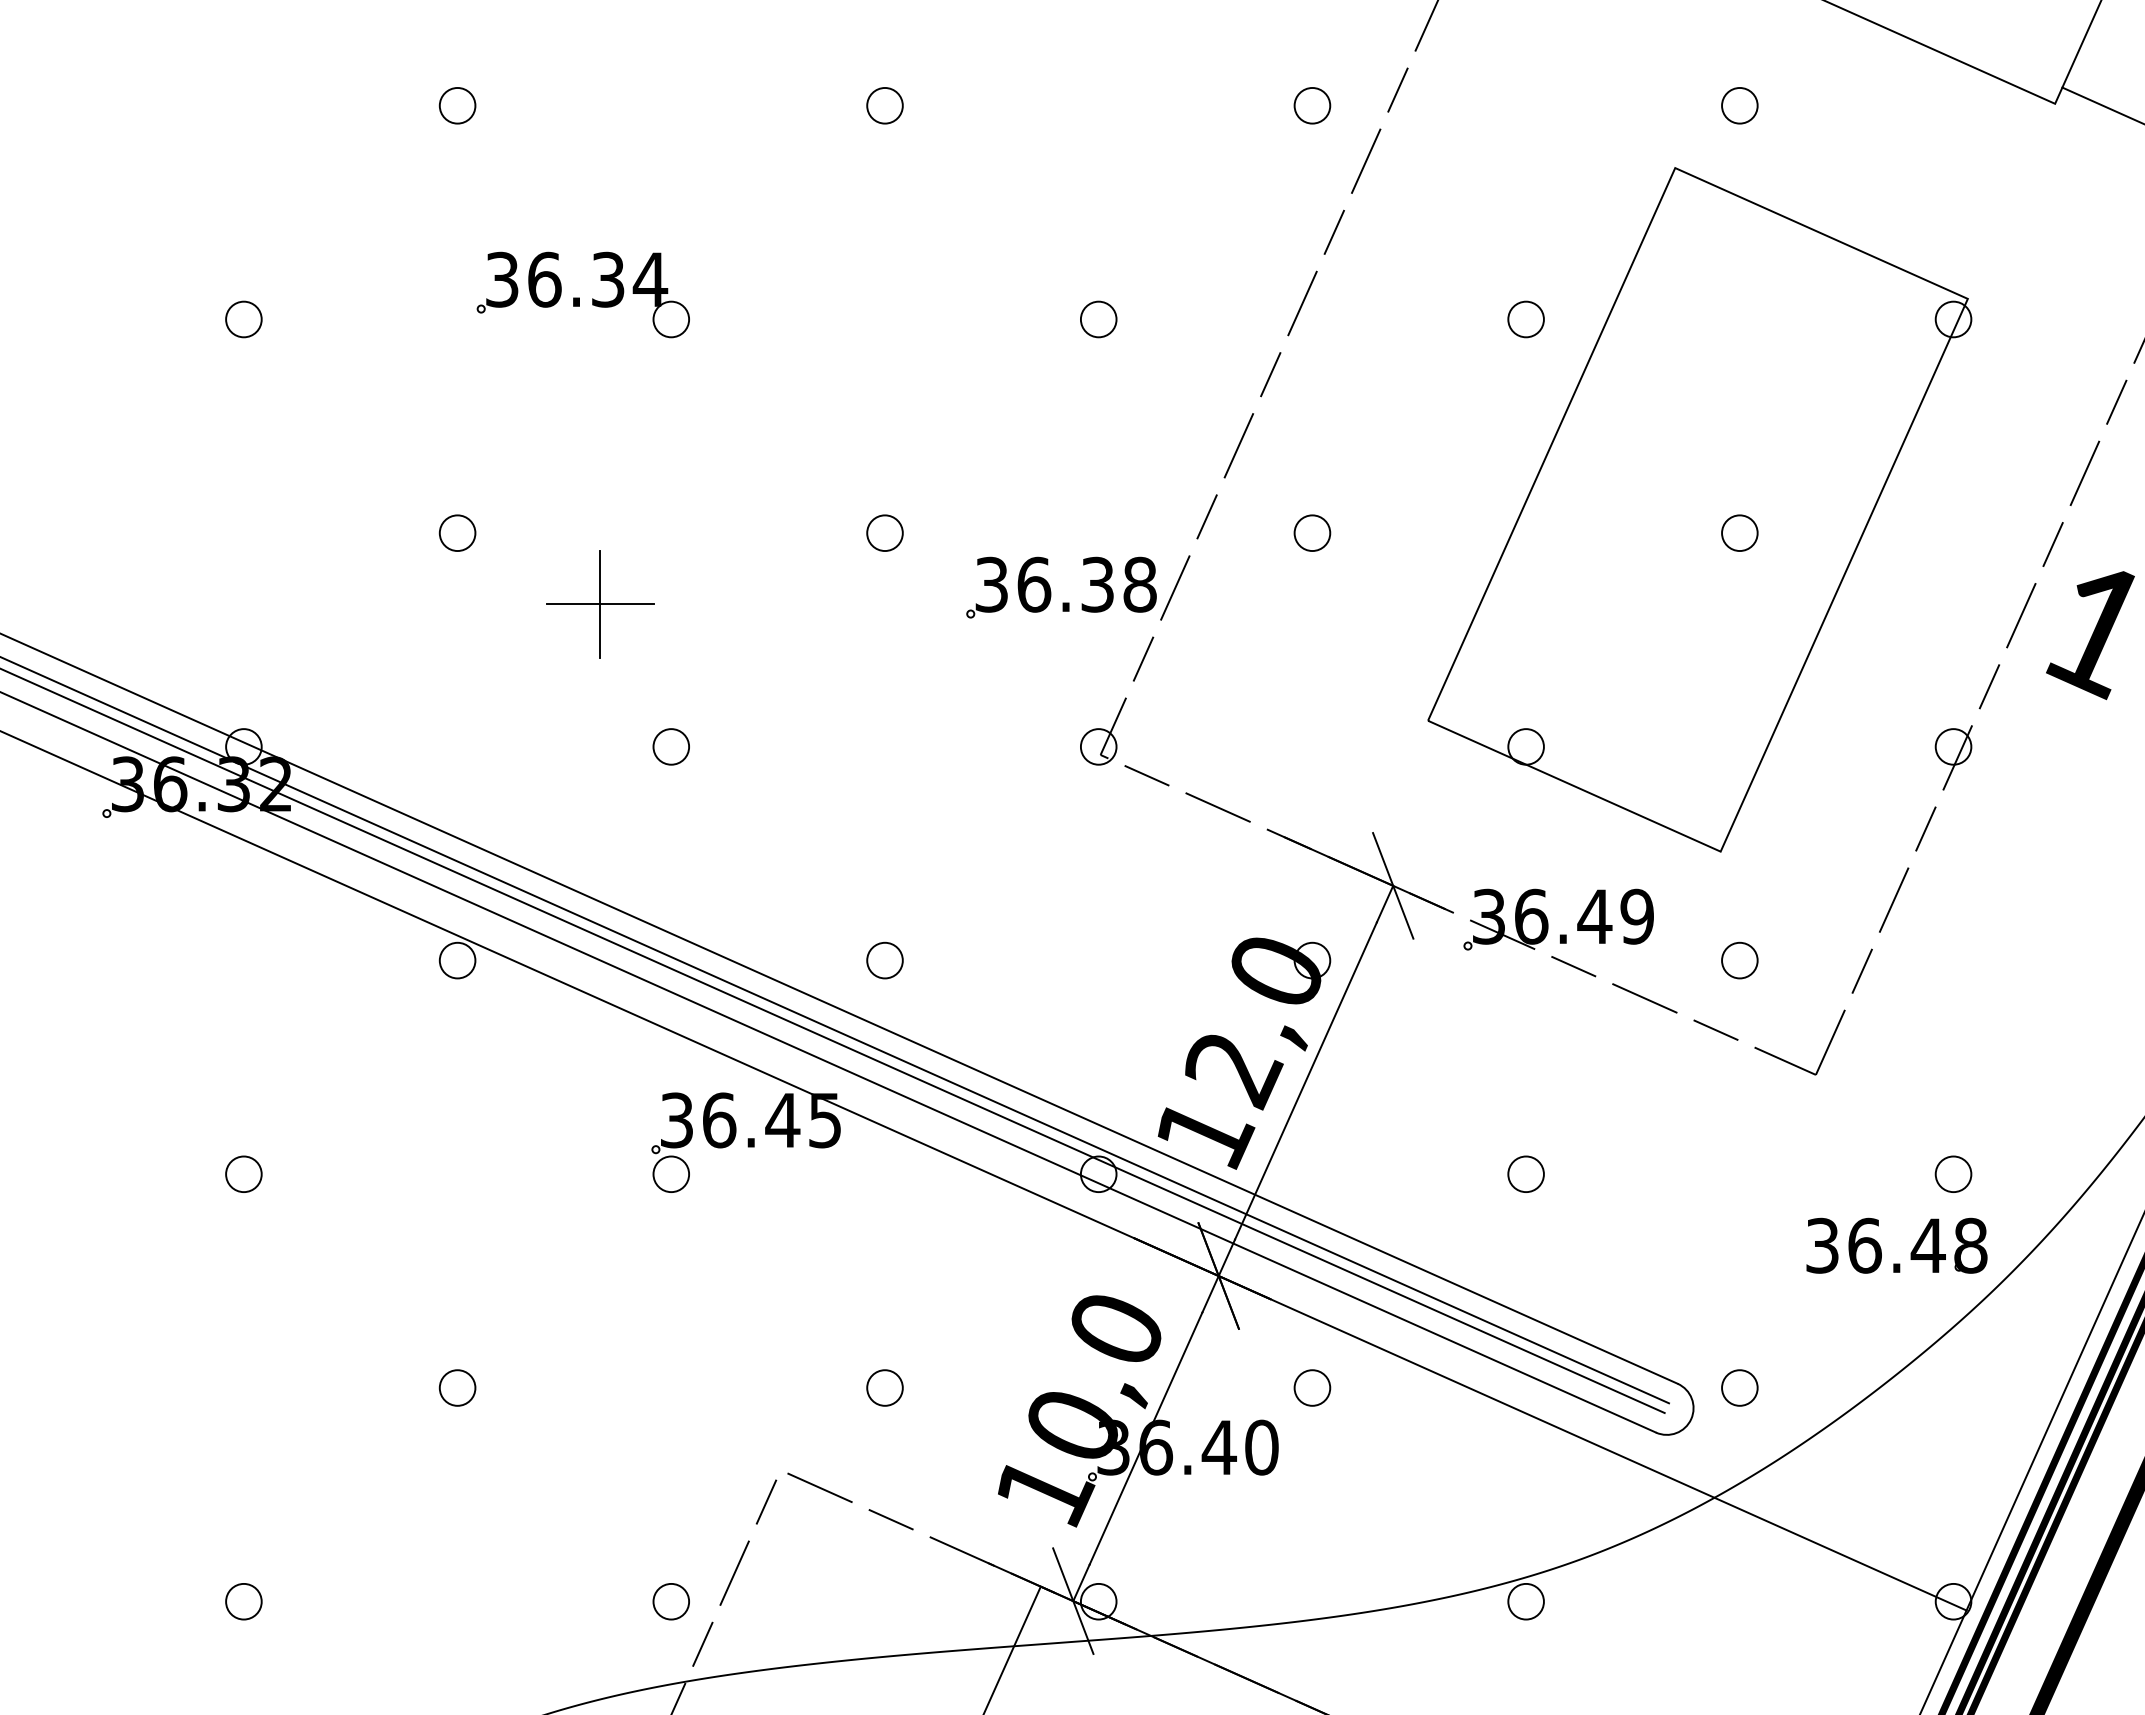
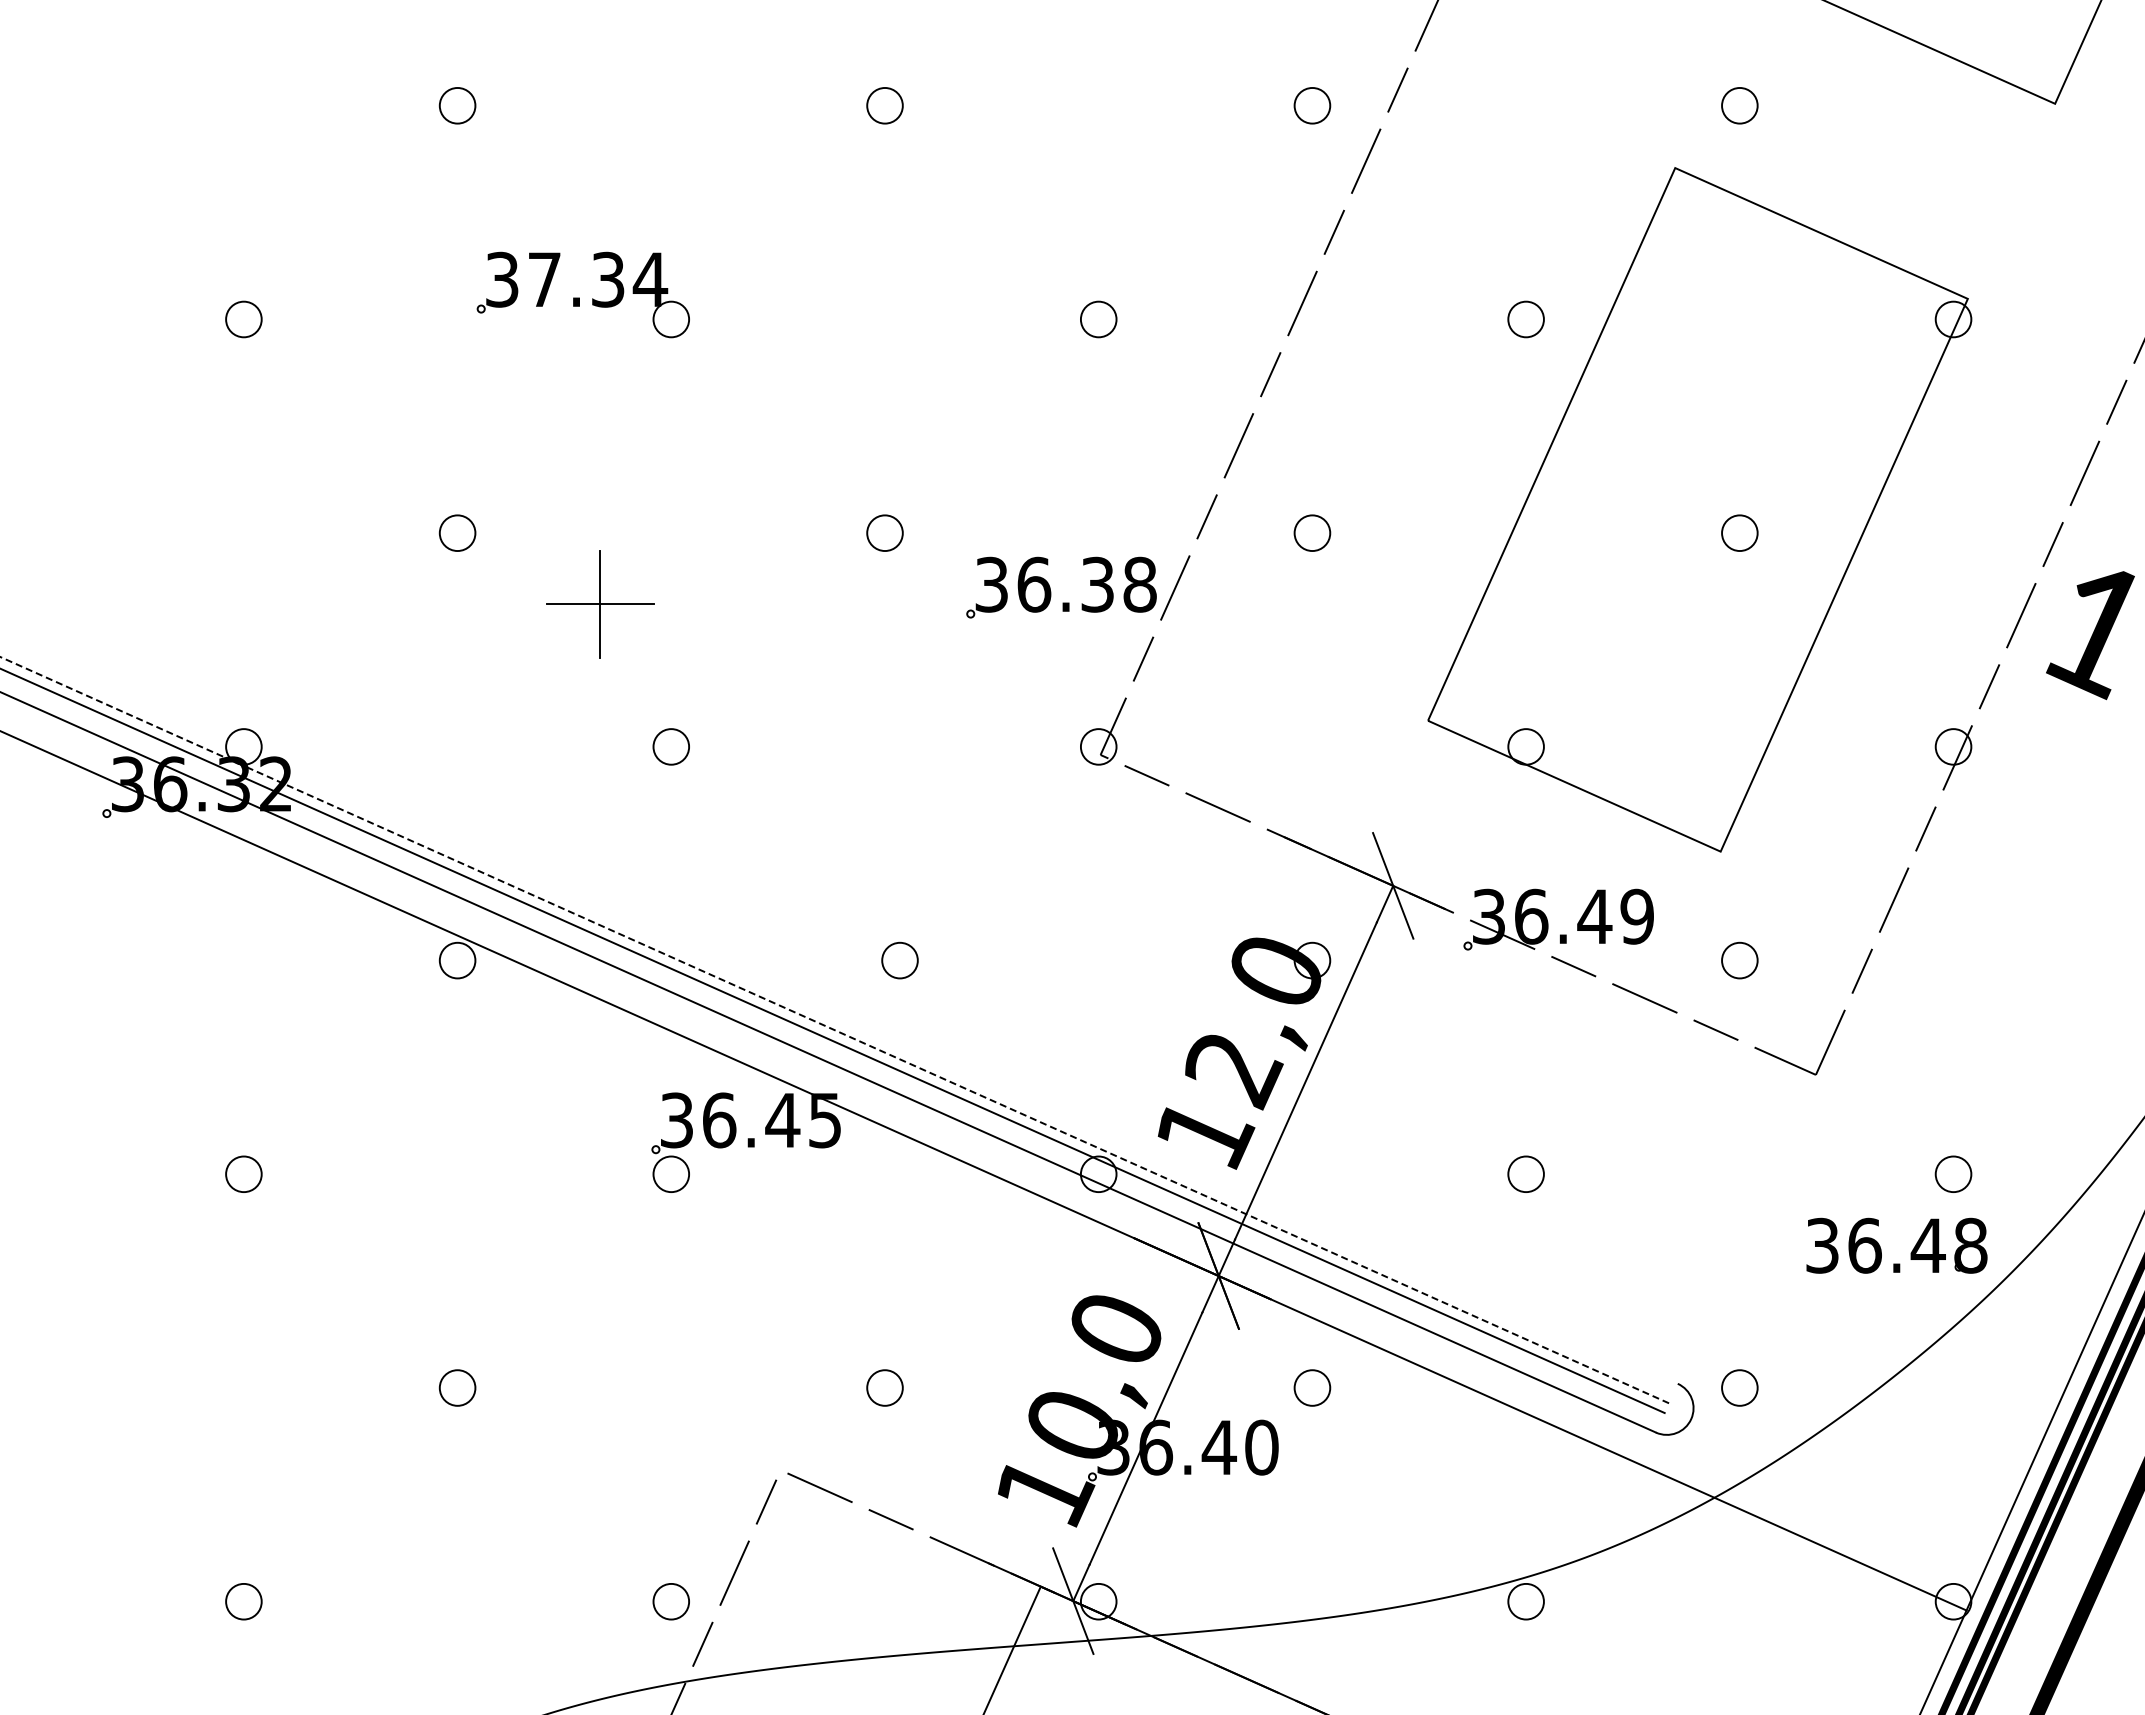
line: present -> none (2101, 105)
text: 36.34 -> 37.34 (544, 279)
part position: (884, 960) -> (899, 960) (899, 960)
line: present -> none (839, 1008)
line: solid -> dashed (834, 1030)
